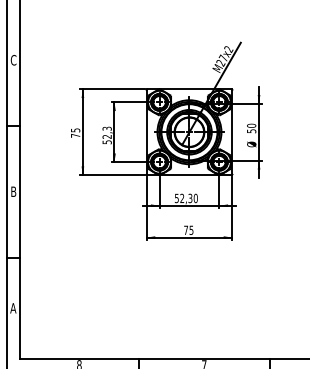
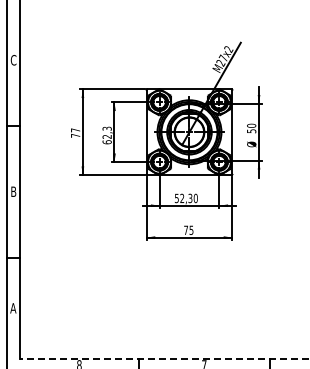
text: 75 -> 77 (75, 130)
text: 52,3 -> 62,3 (106, 142)
line: solid -> dashed (164, 358)
